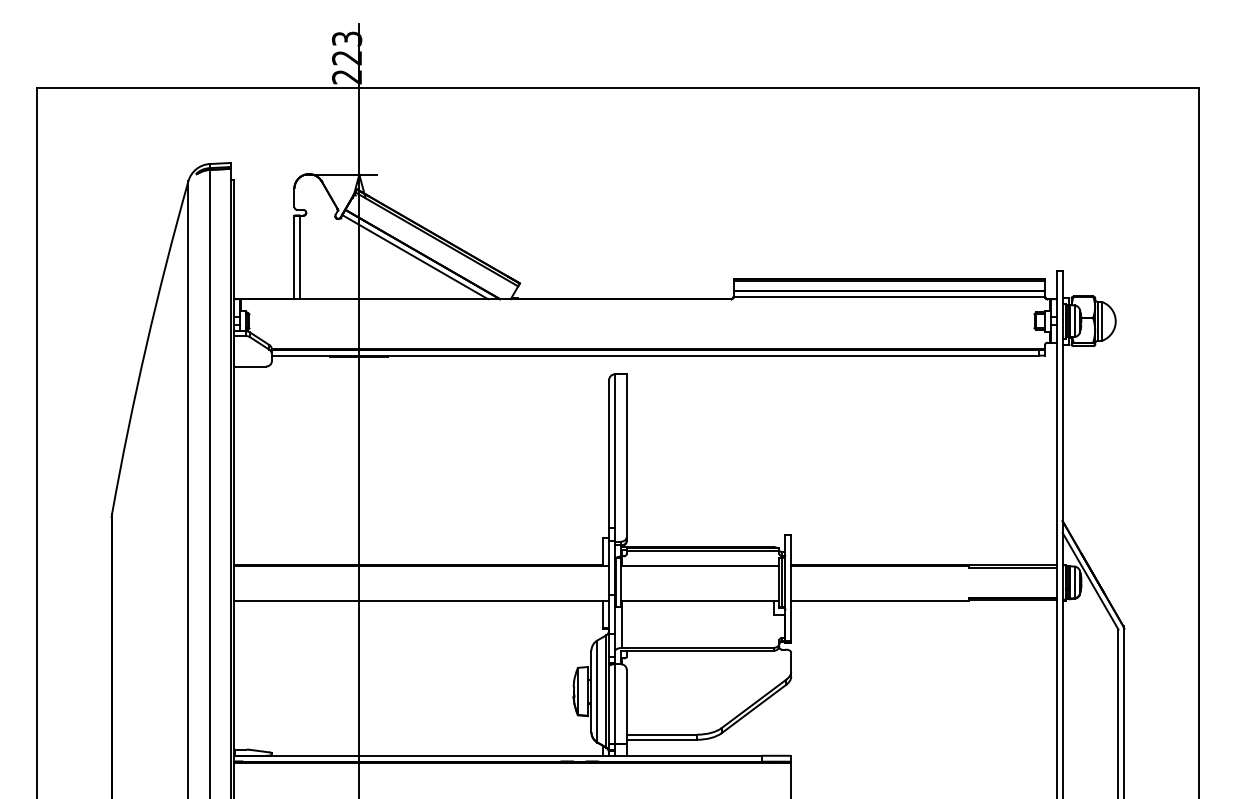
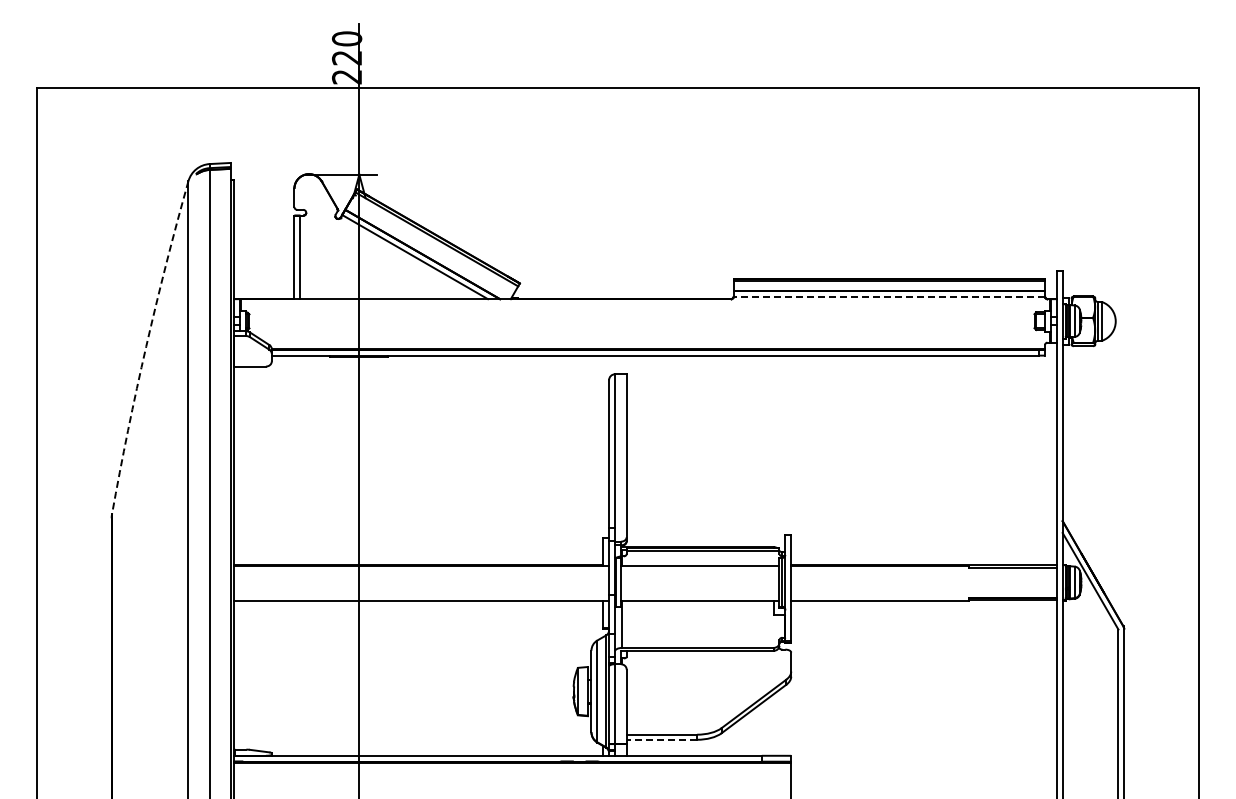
text: 223 -> 220 (347, 38)
line: solid -> dashed (889, 296)
arc: solid -> dashed (146, 346)
line: solid -> dashed (661, 739)
